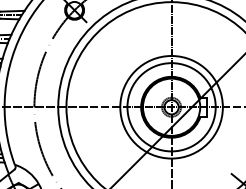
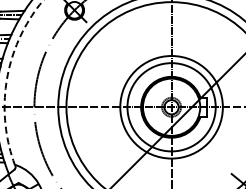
arc: solid -> dashed (7, 78)
